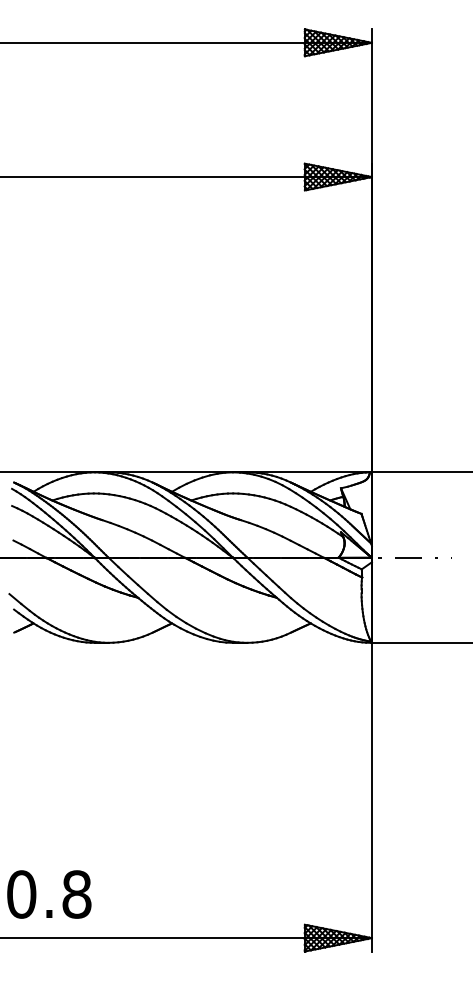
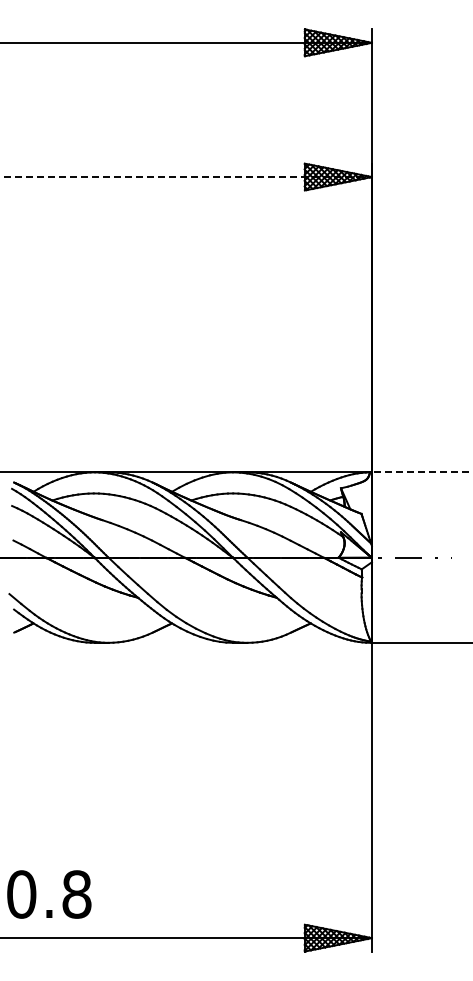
line: solid -> dashed (186, 177)
line: solid -> dashed (421, 472)
